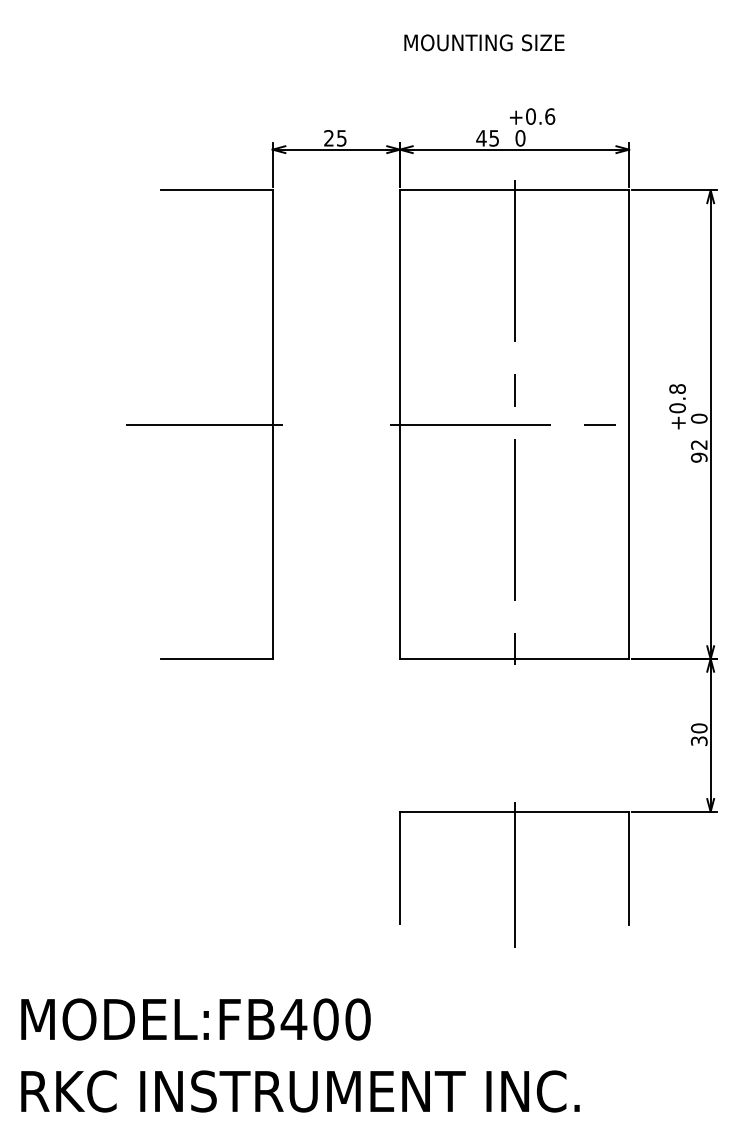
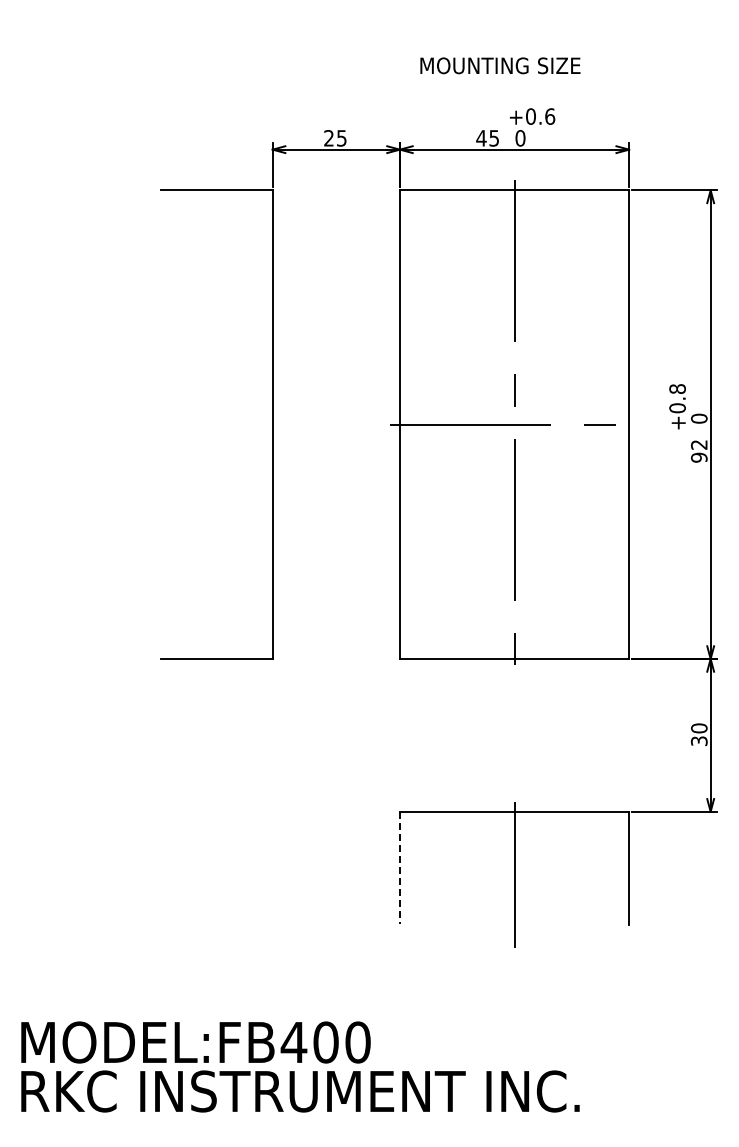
text position: (484, 42) -> (500, 65) (500, 65)
line: present -> none (203, 424)
line: solid -> dashed (399, 868)
text position: (195, 1019) -> (195, 1042) (195, 1042)
